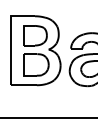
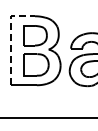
line: solid -> dashed (11, 38)
